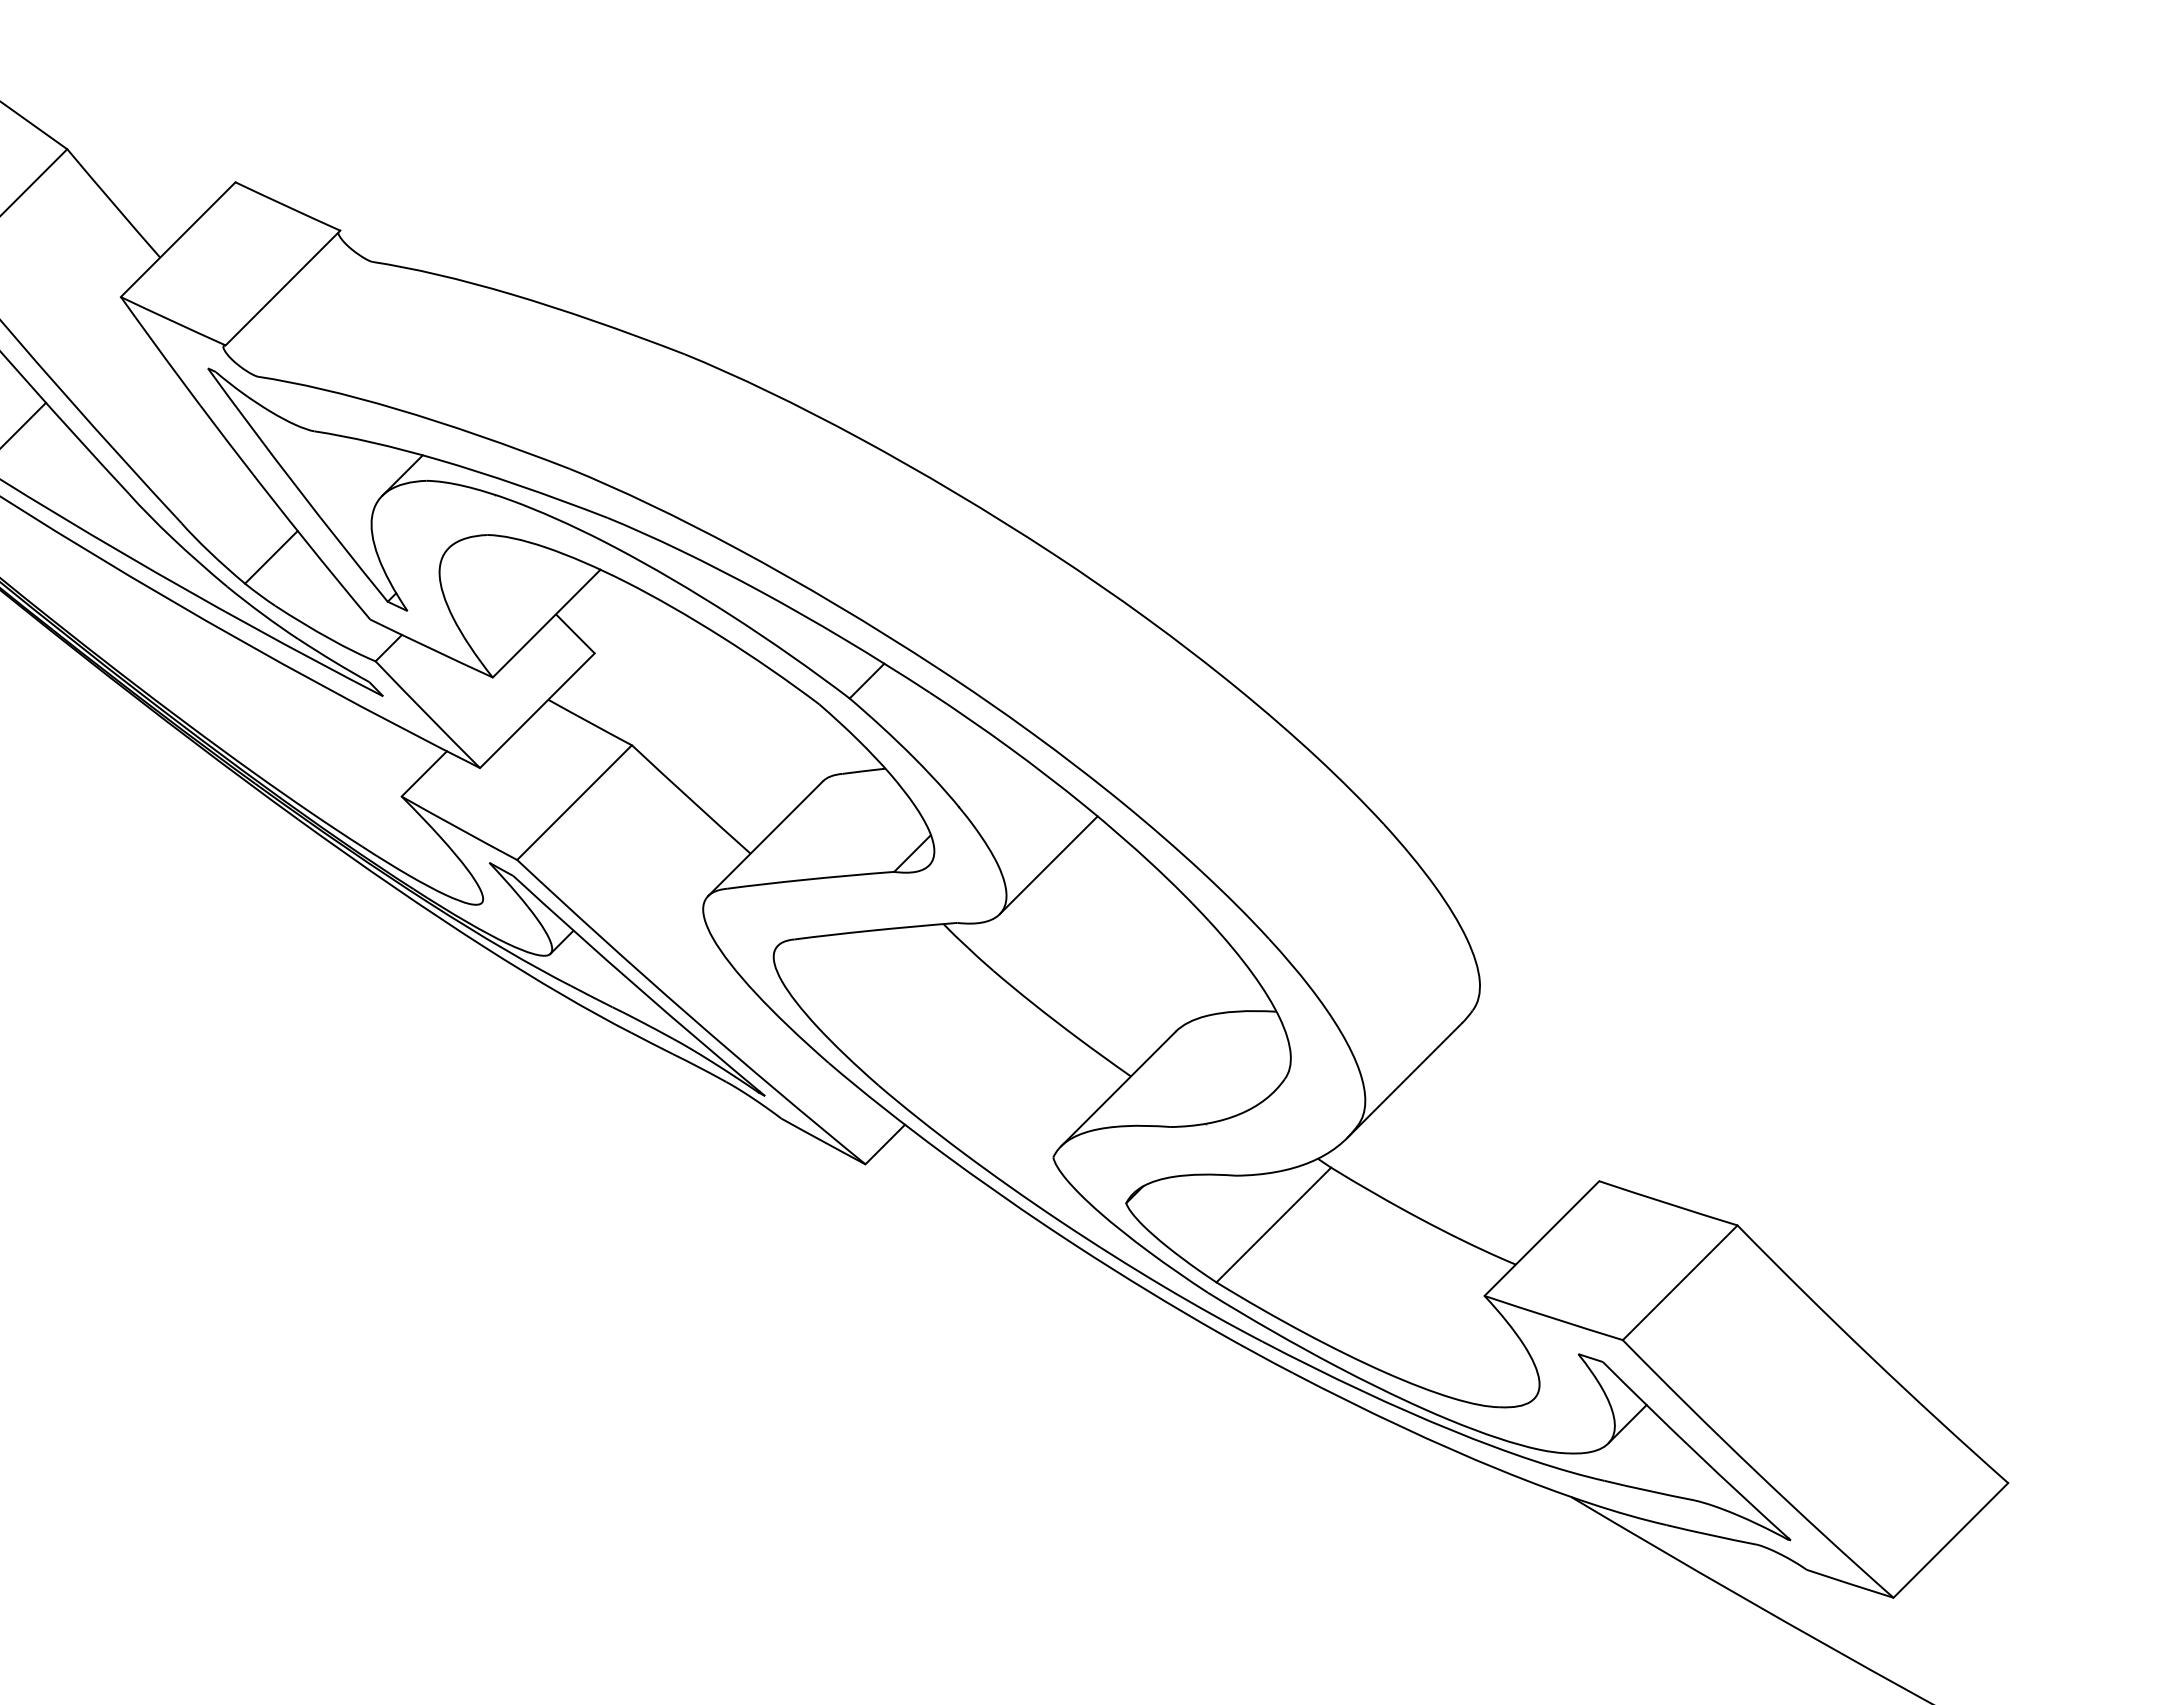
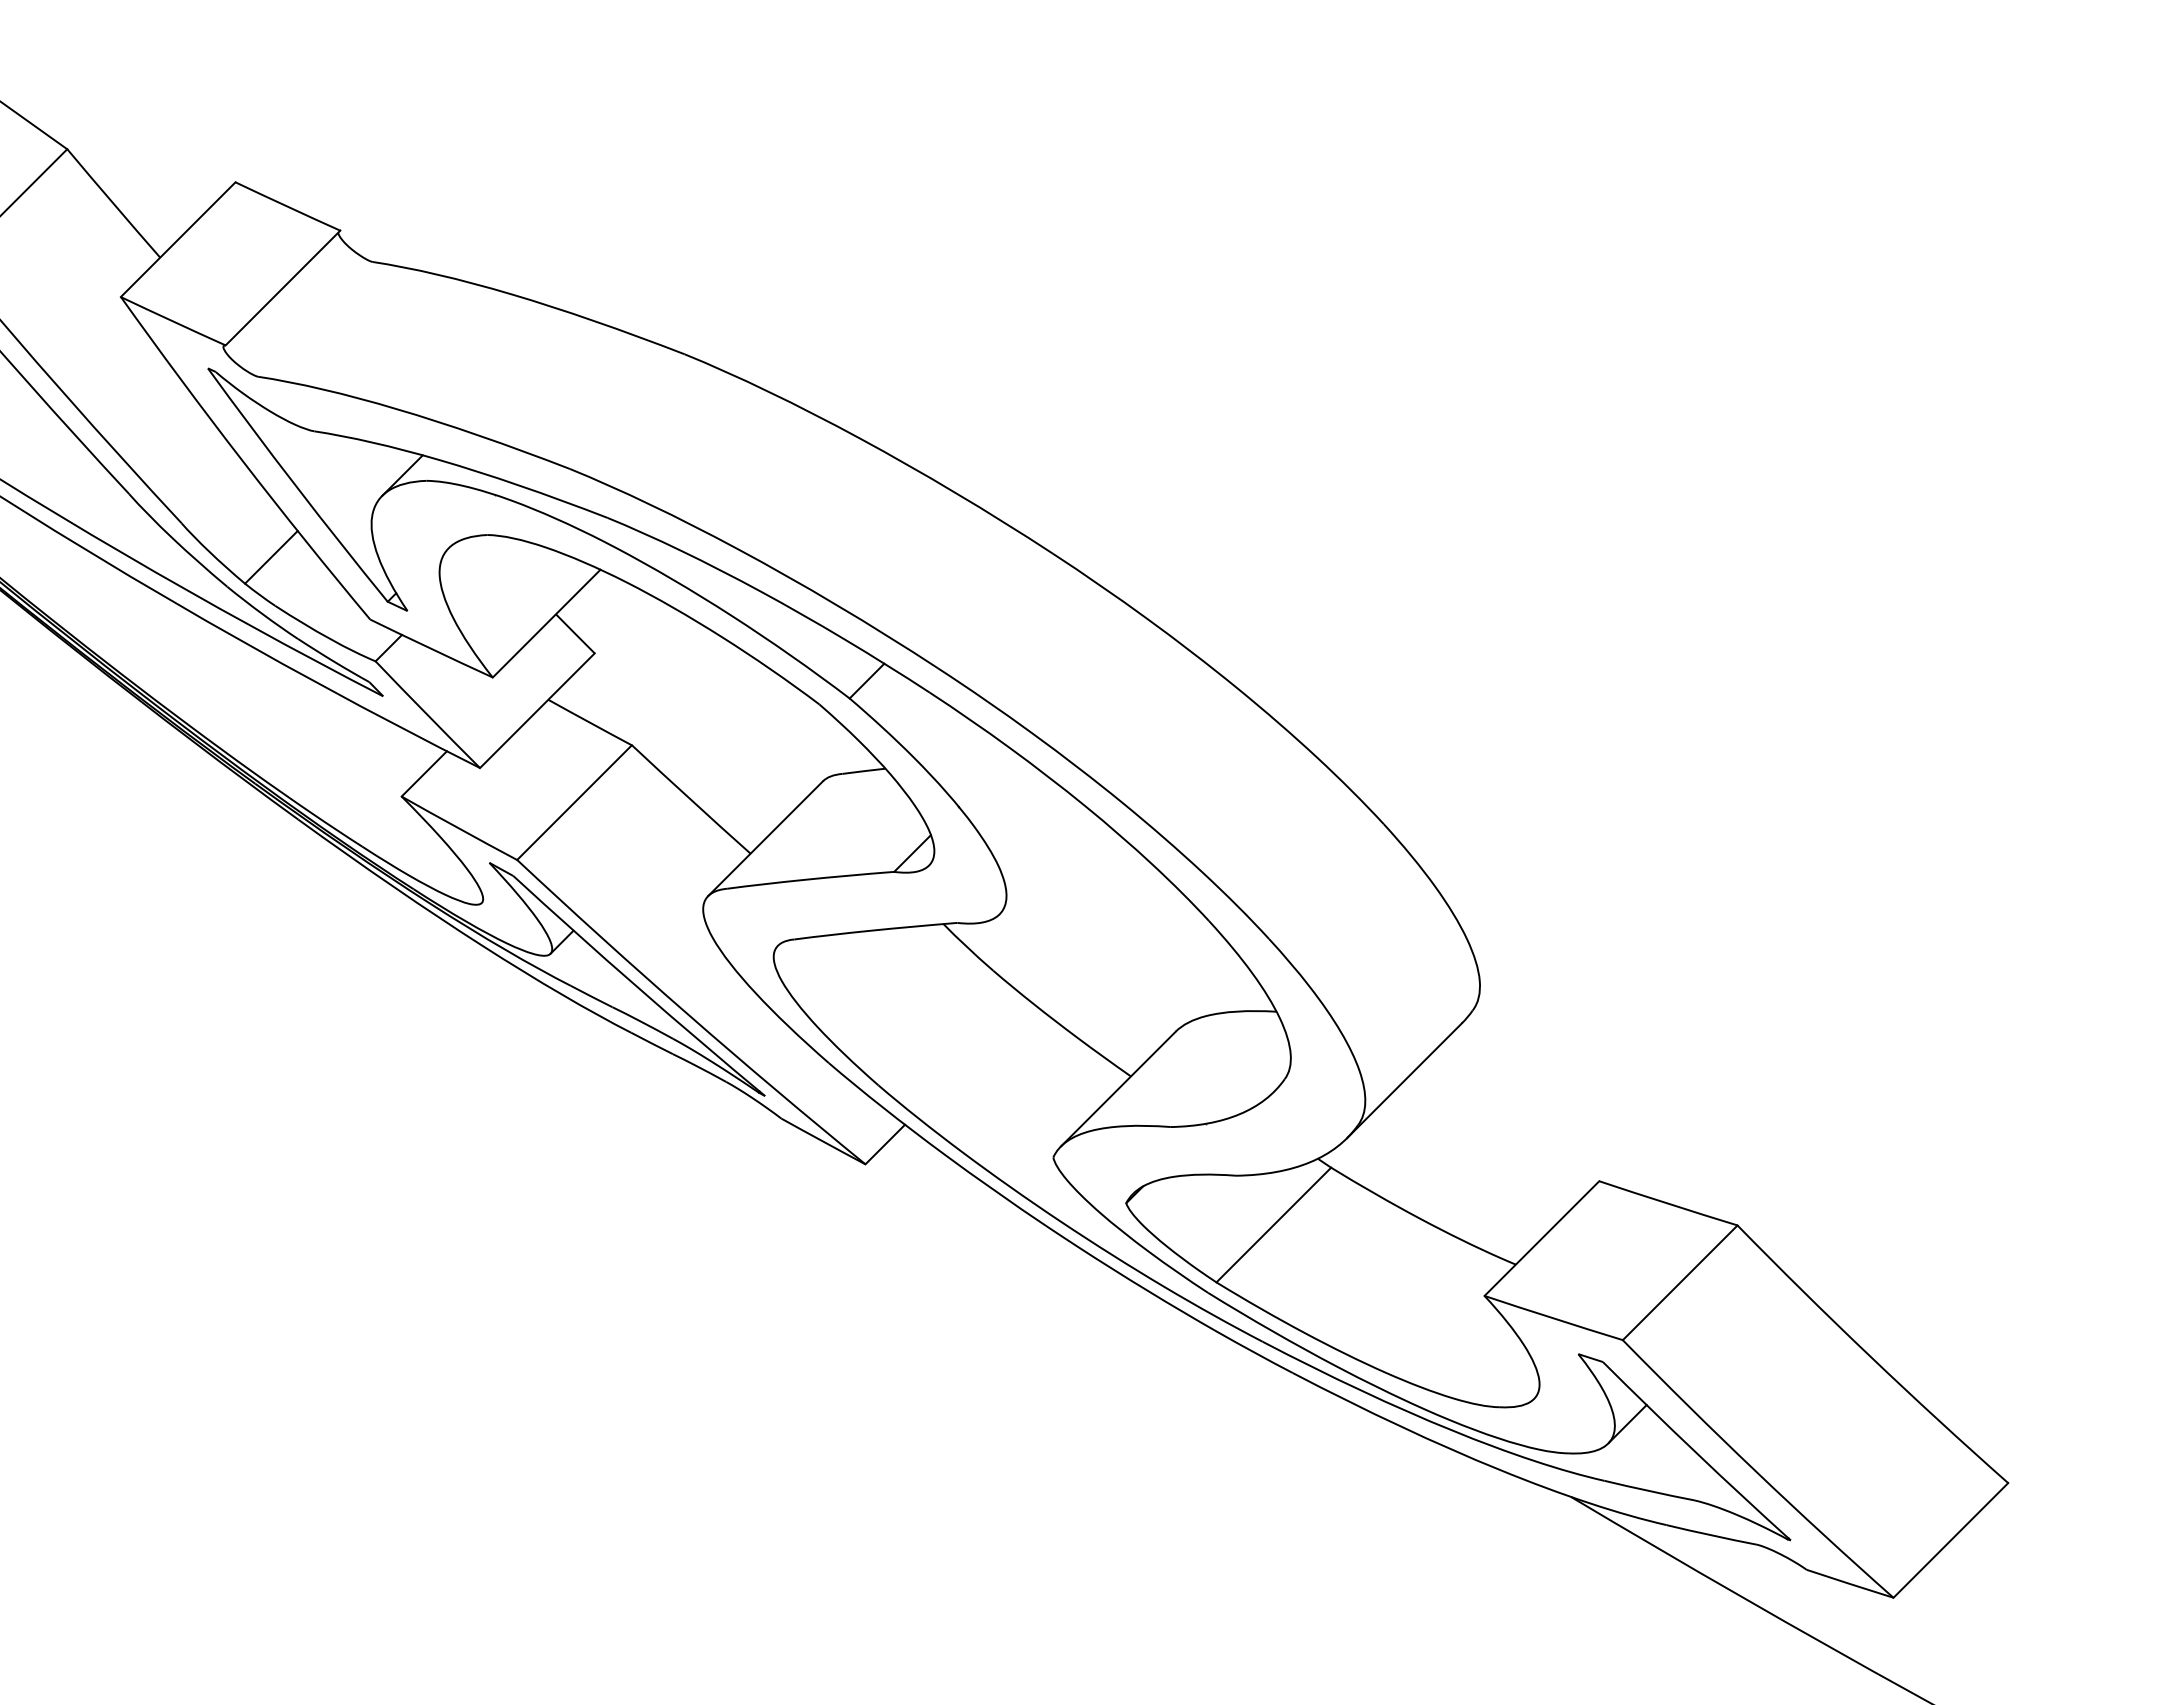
line: present -> none (24, 424)
line: present -> none (1048, 864)
